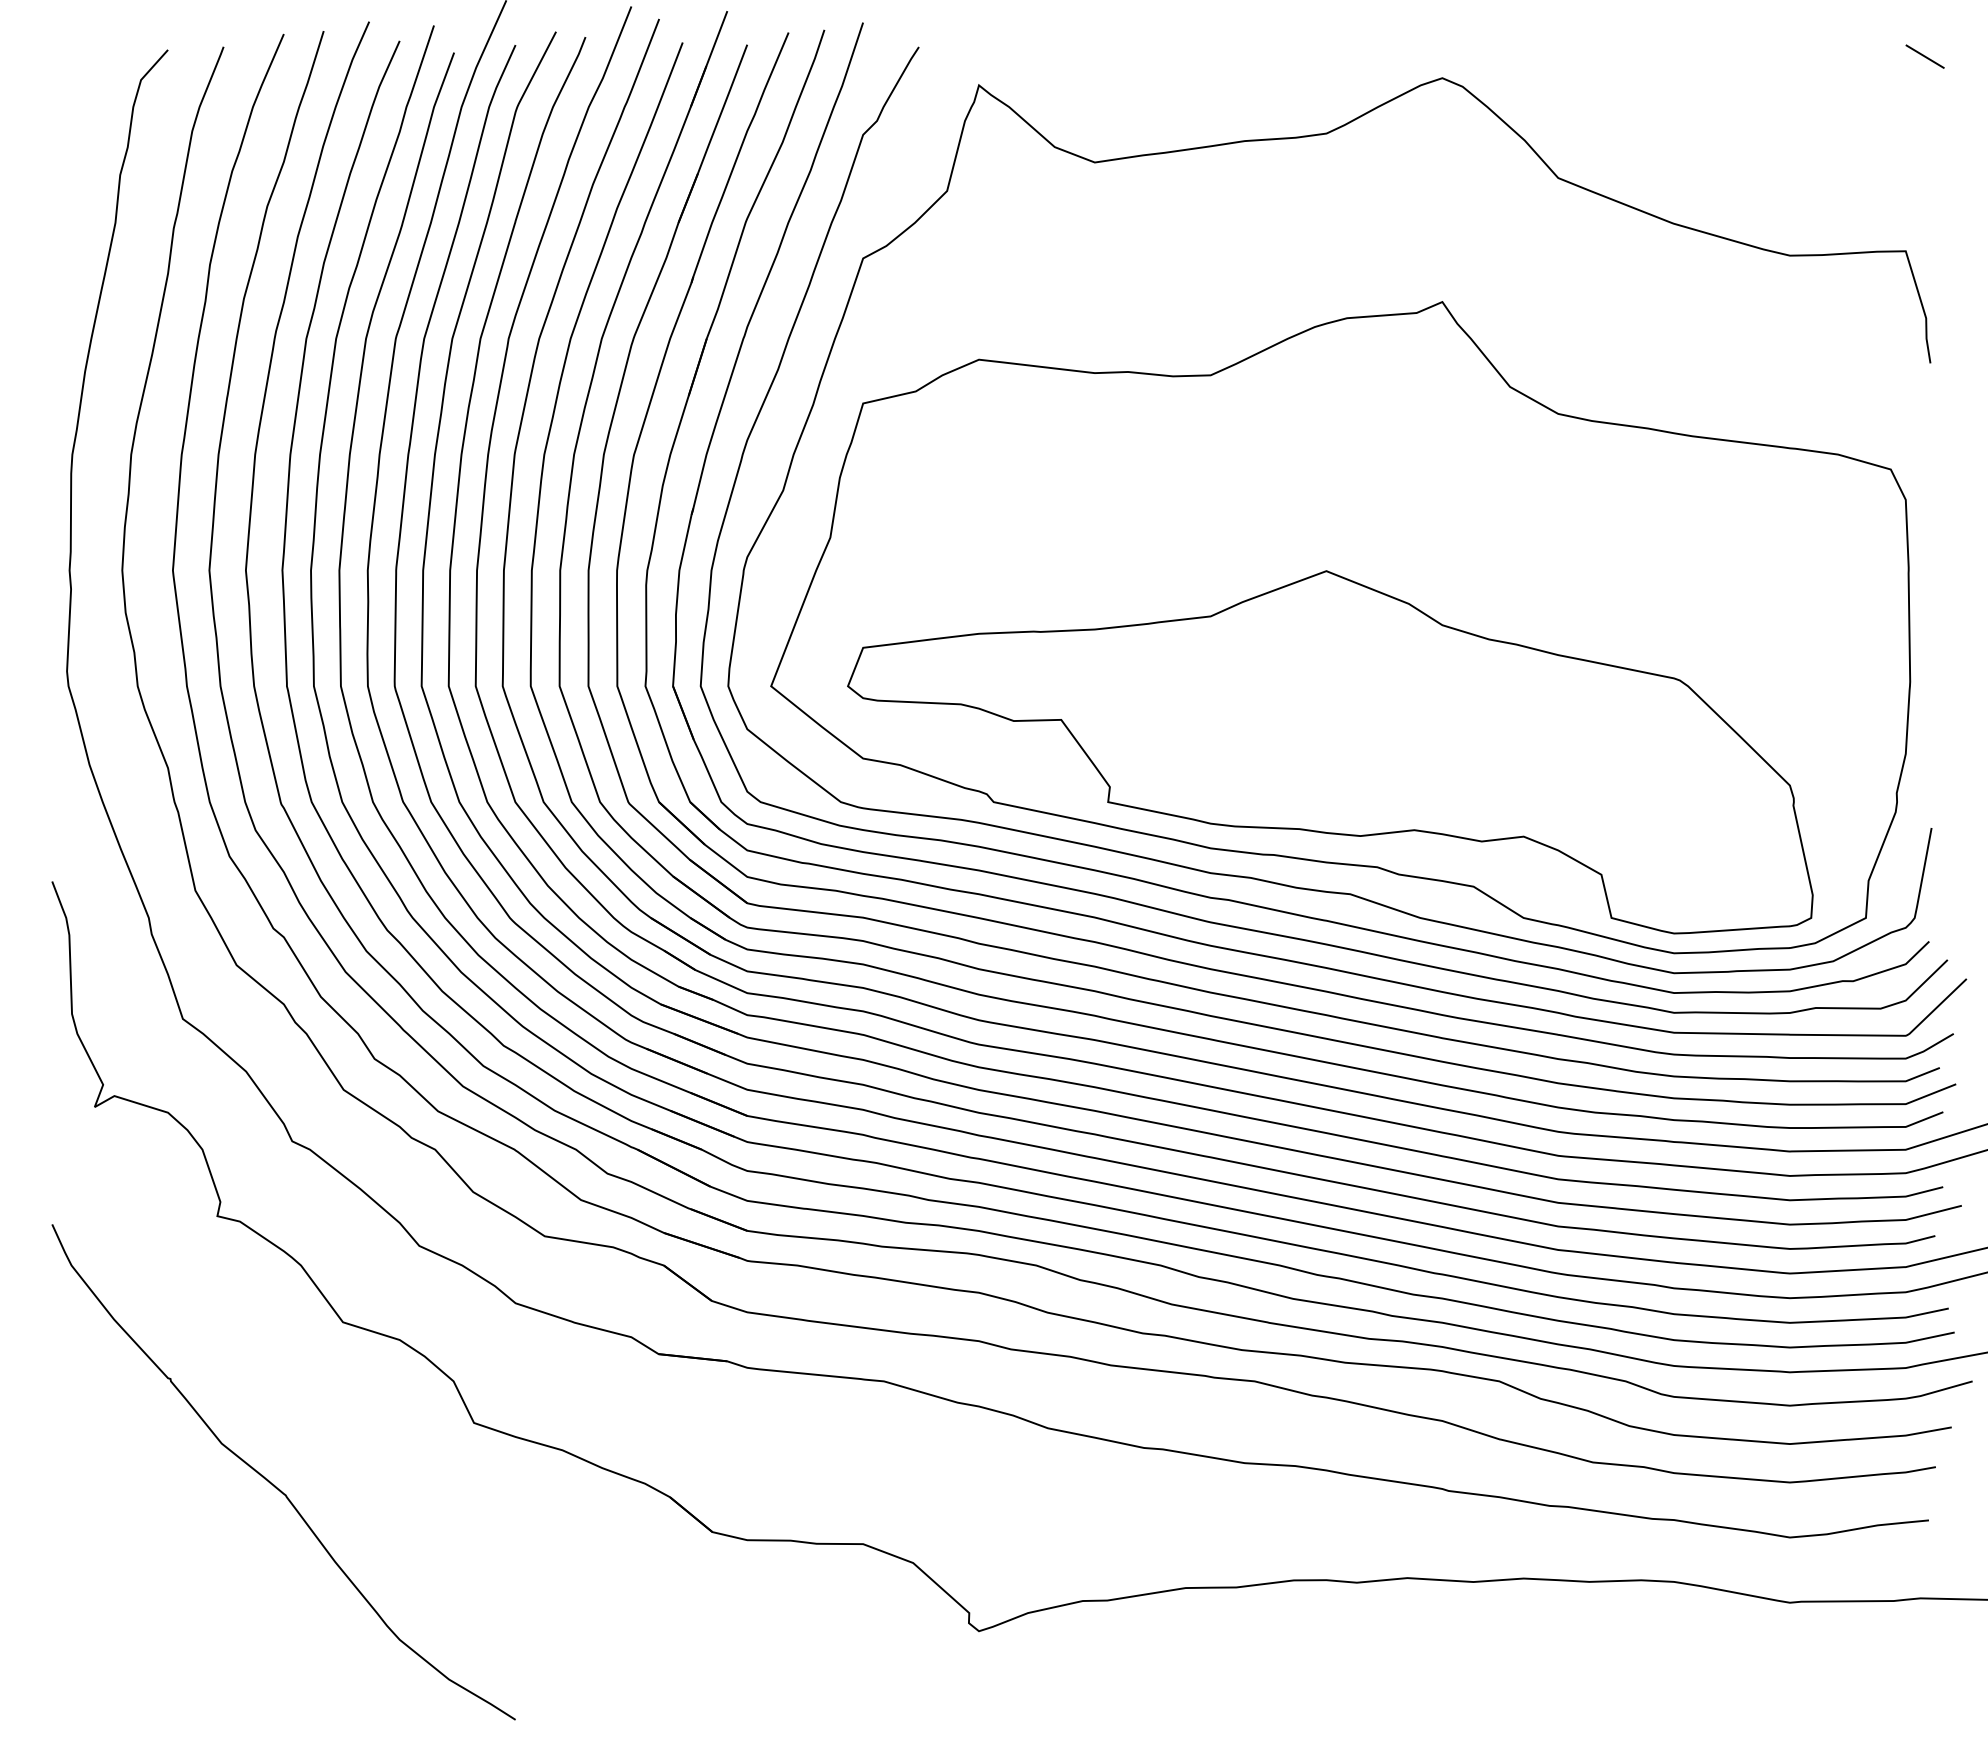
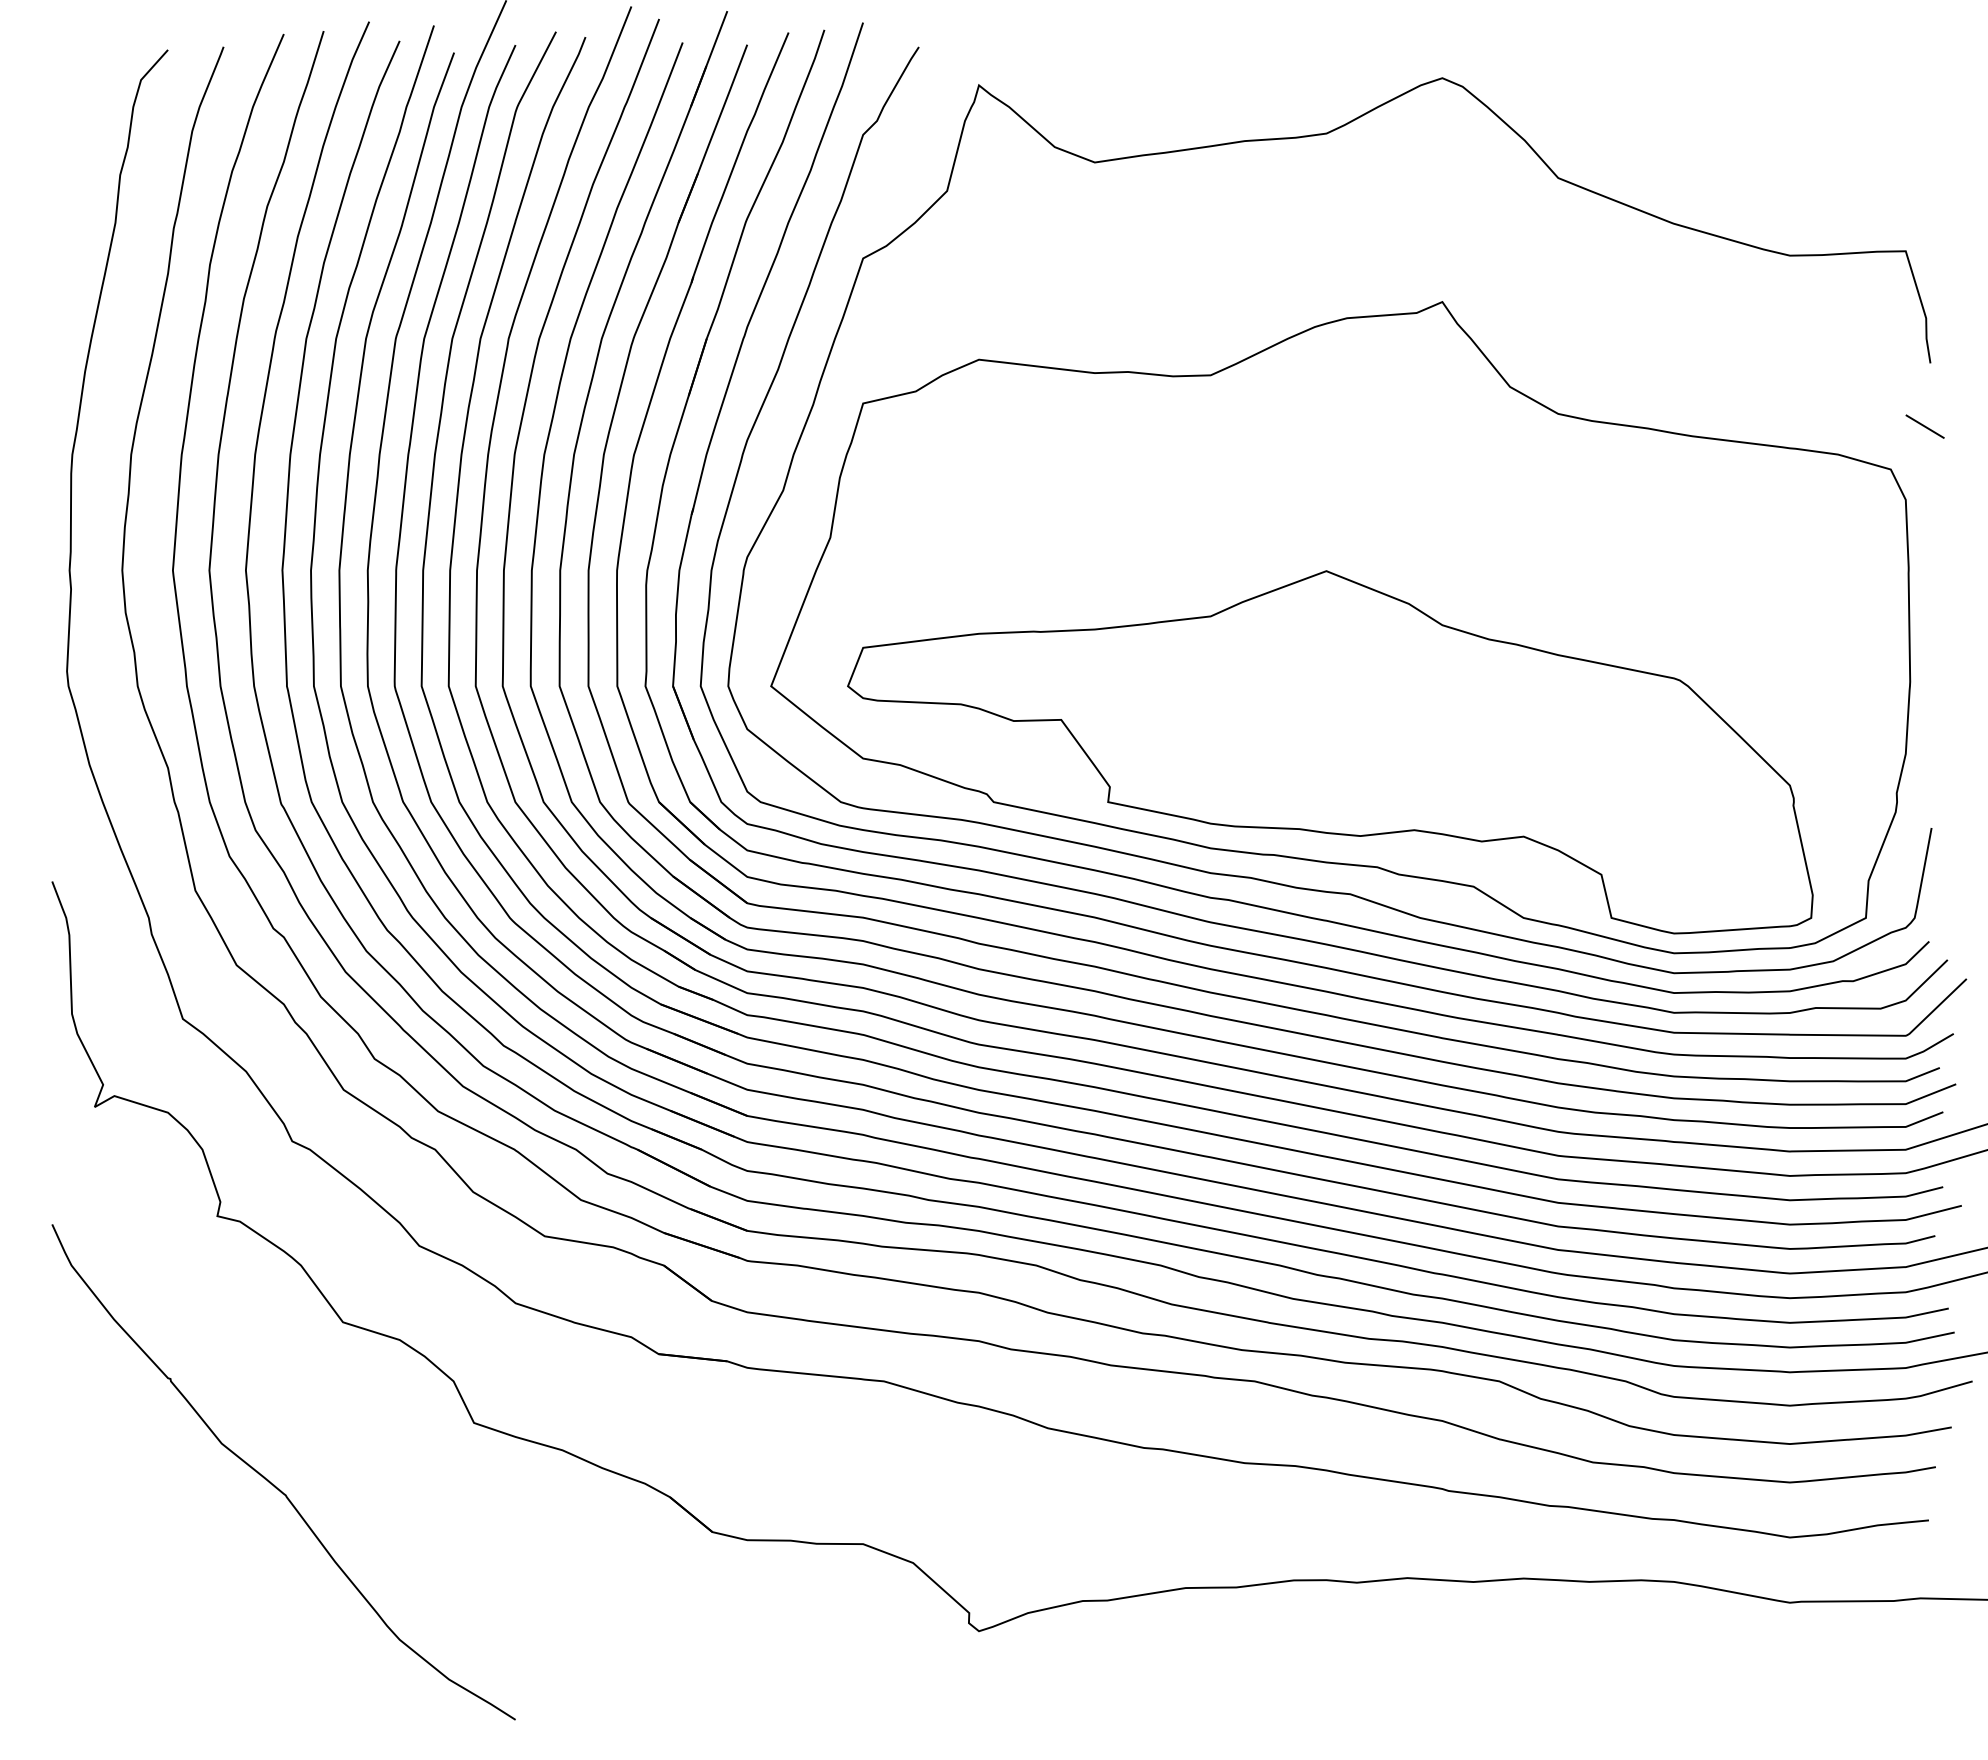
line position: (1924, 56) -> (1924, 426) (1924, 426)
